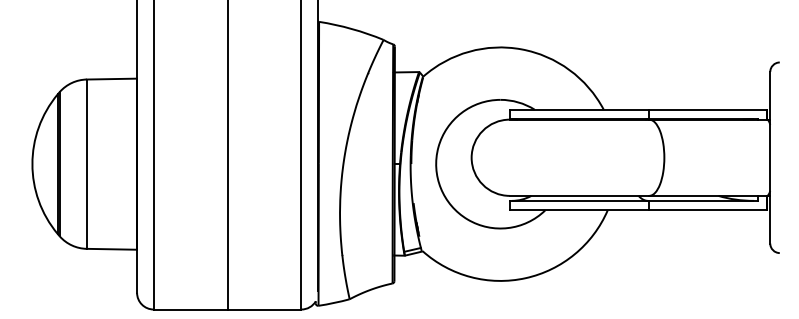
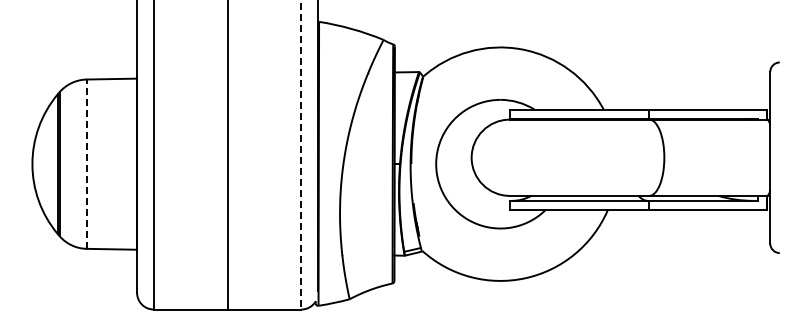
line: solid -> dashed (301, 155)
line: solid -> dashed (86, 164)
